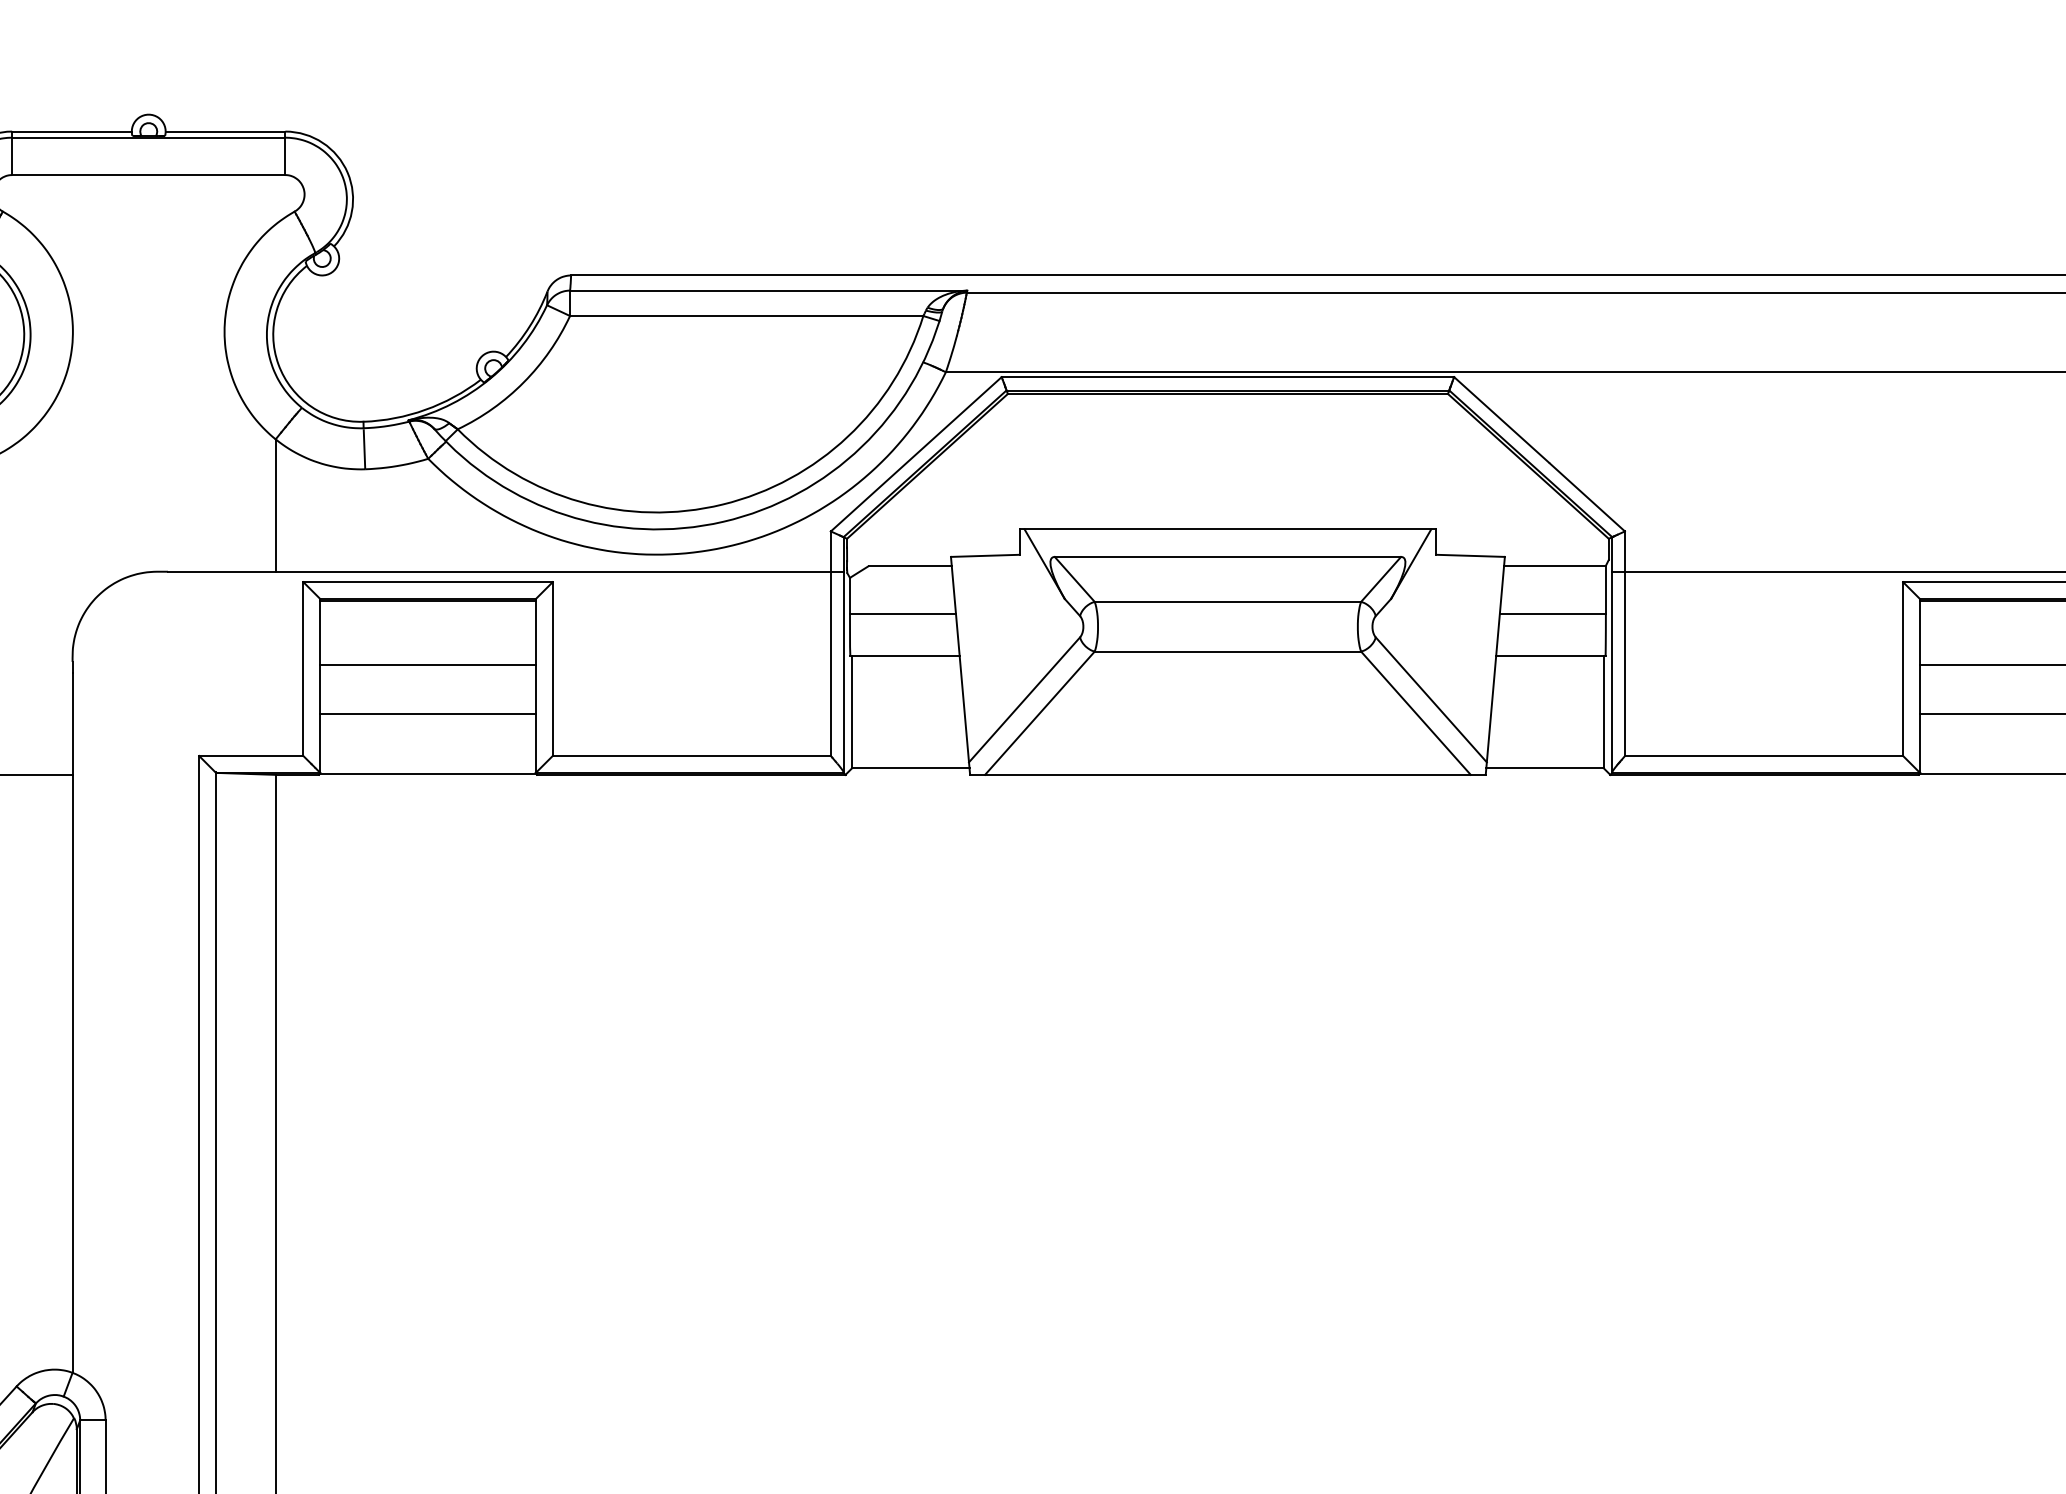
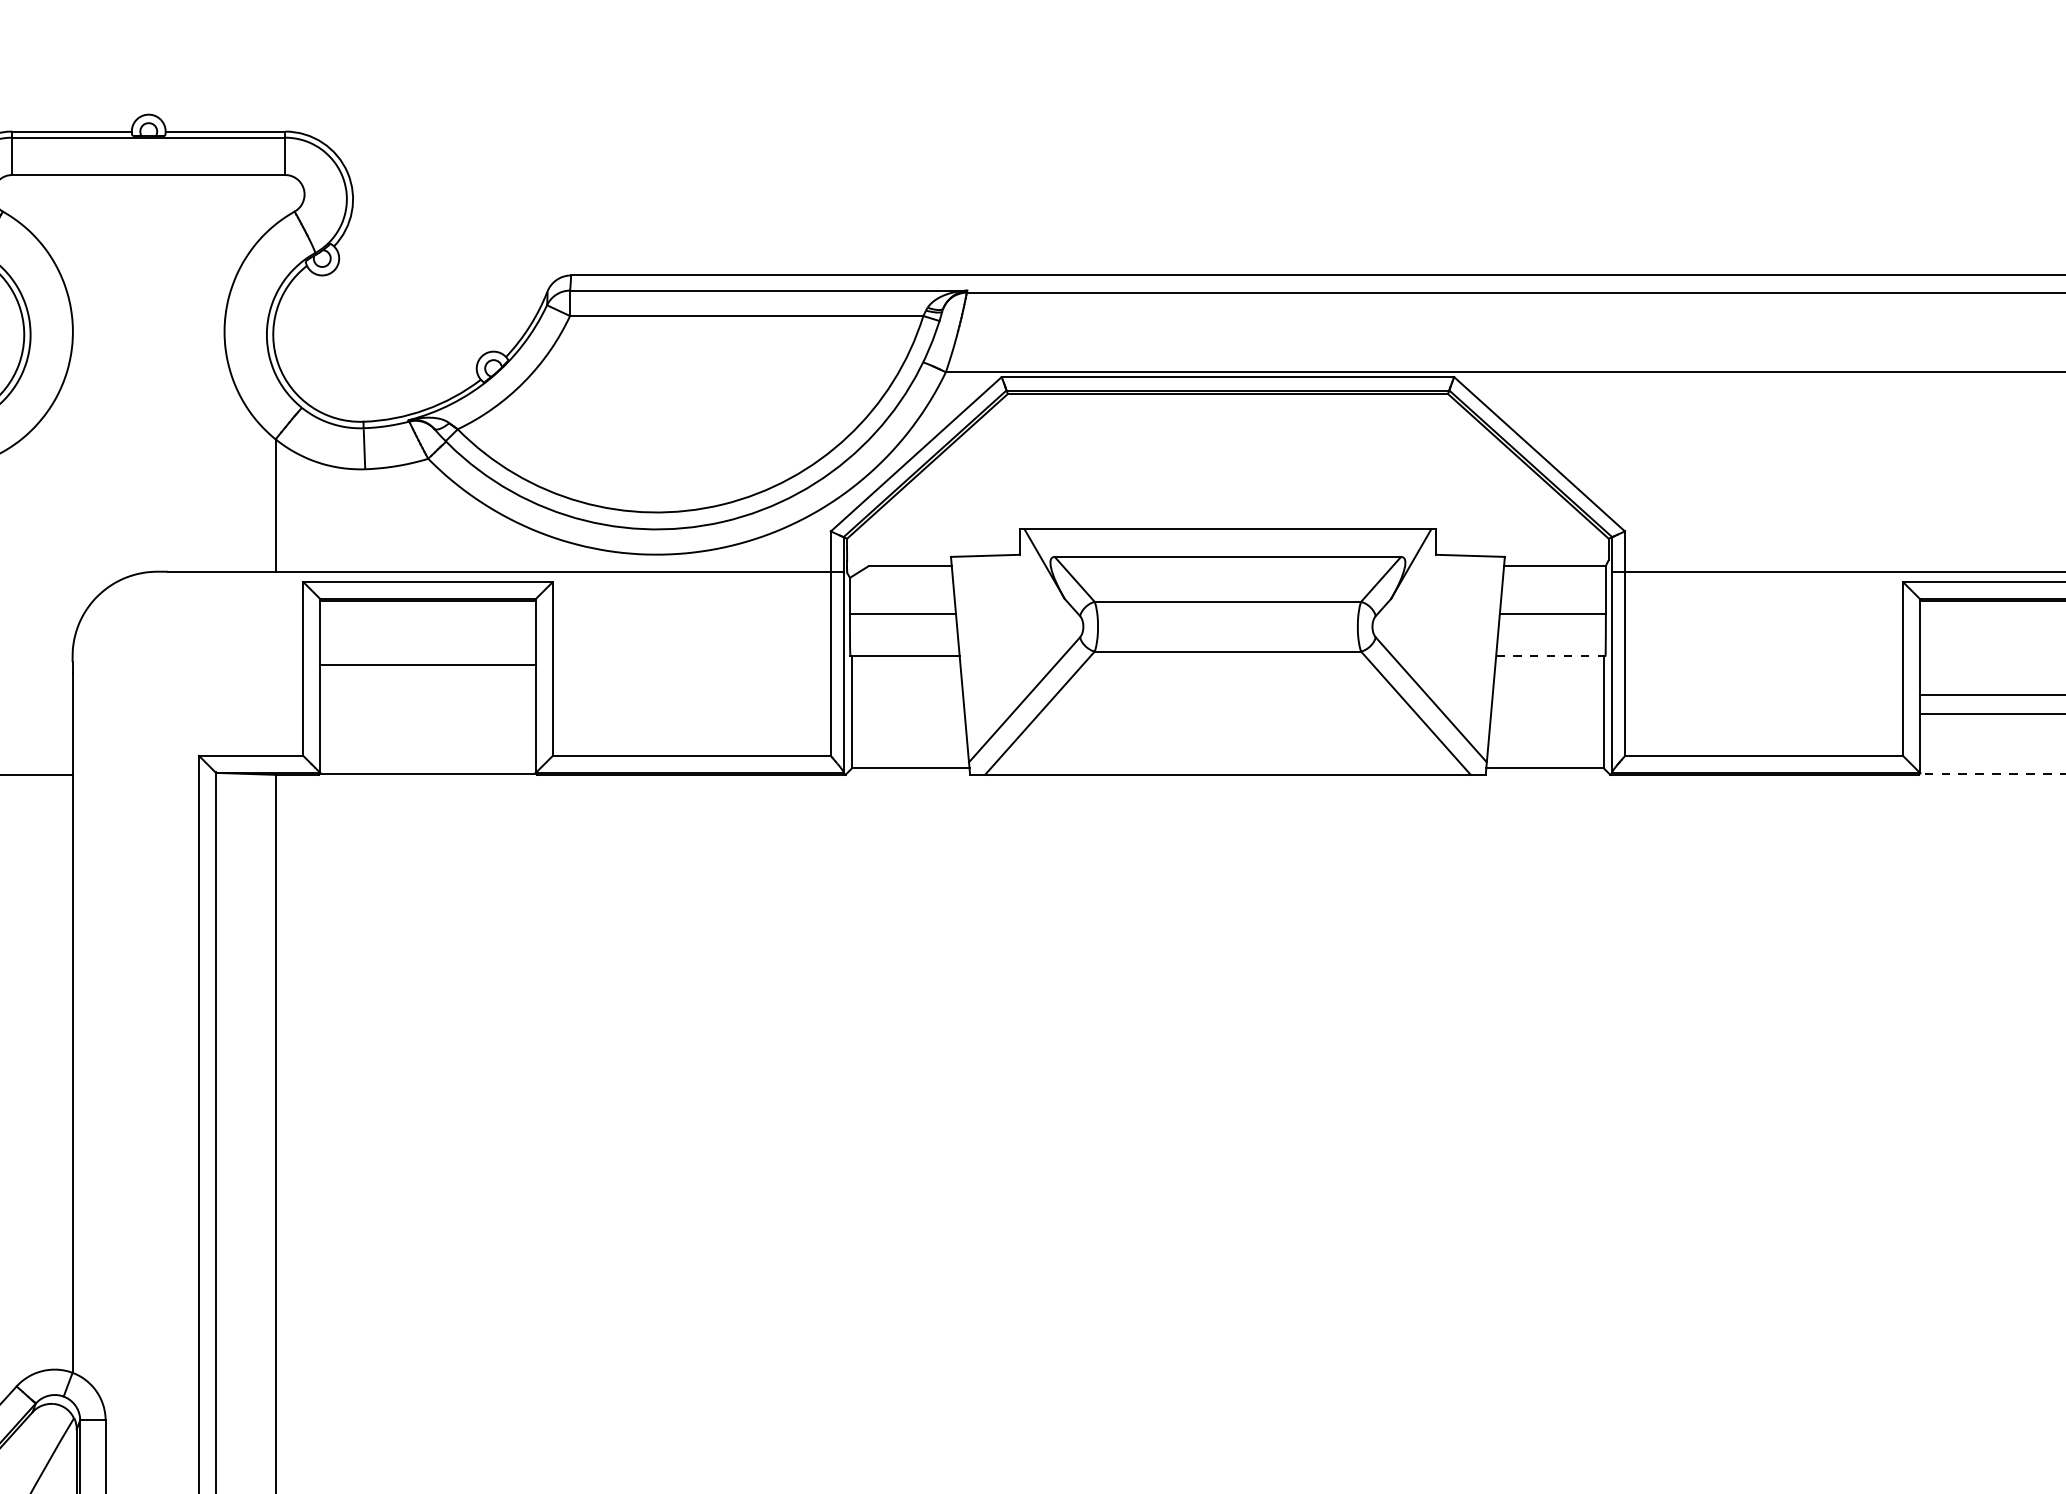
line: solid -> dashed (1550, 656)
line position: (1991, 664) -> (1991, 694) (1991, 694)
line: present -> none (427, 713)
line: solid -> dashed (1992, 774)
